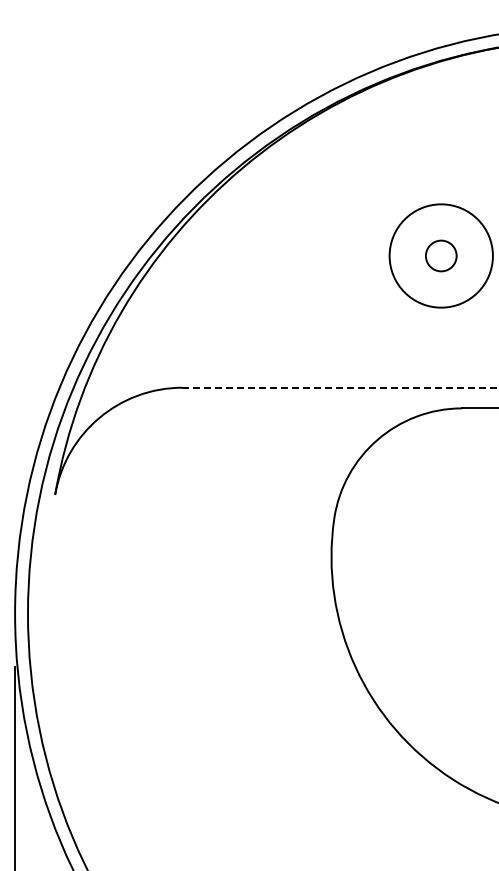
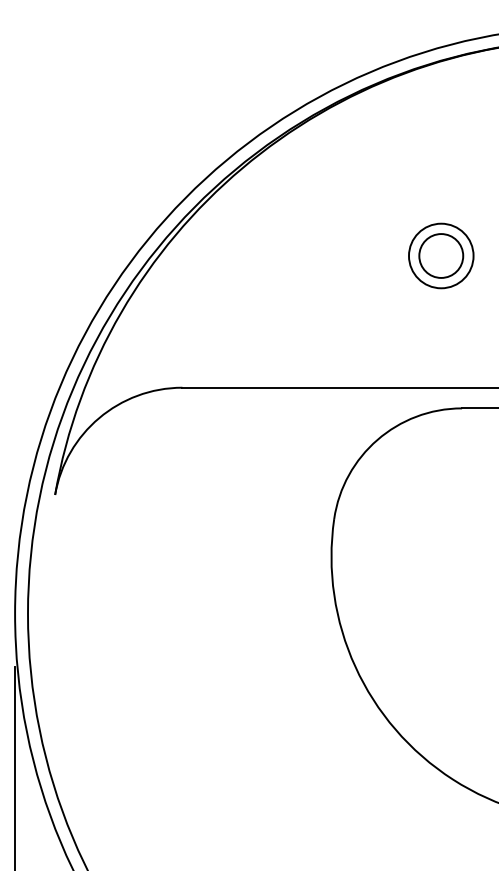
circle diameter: 103 px -> 65 px (440, 255)
circle diameter: 31 px -> 44 px (441, 255)
line: dashed -> solid (341, 387)
